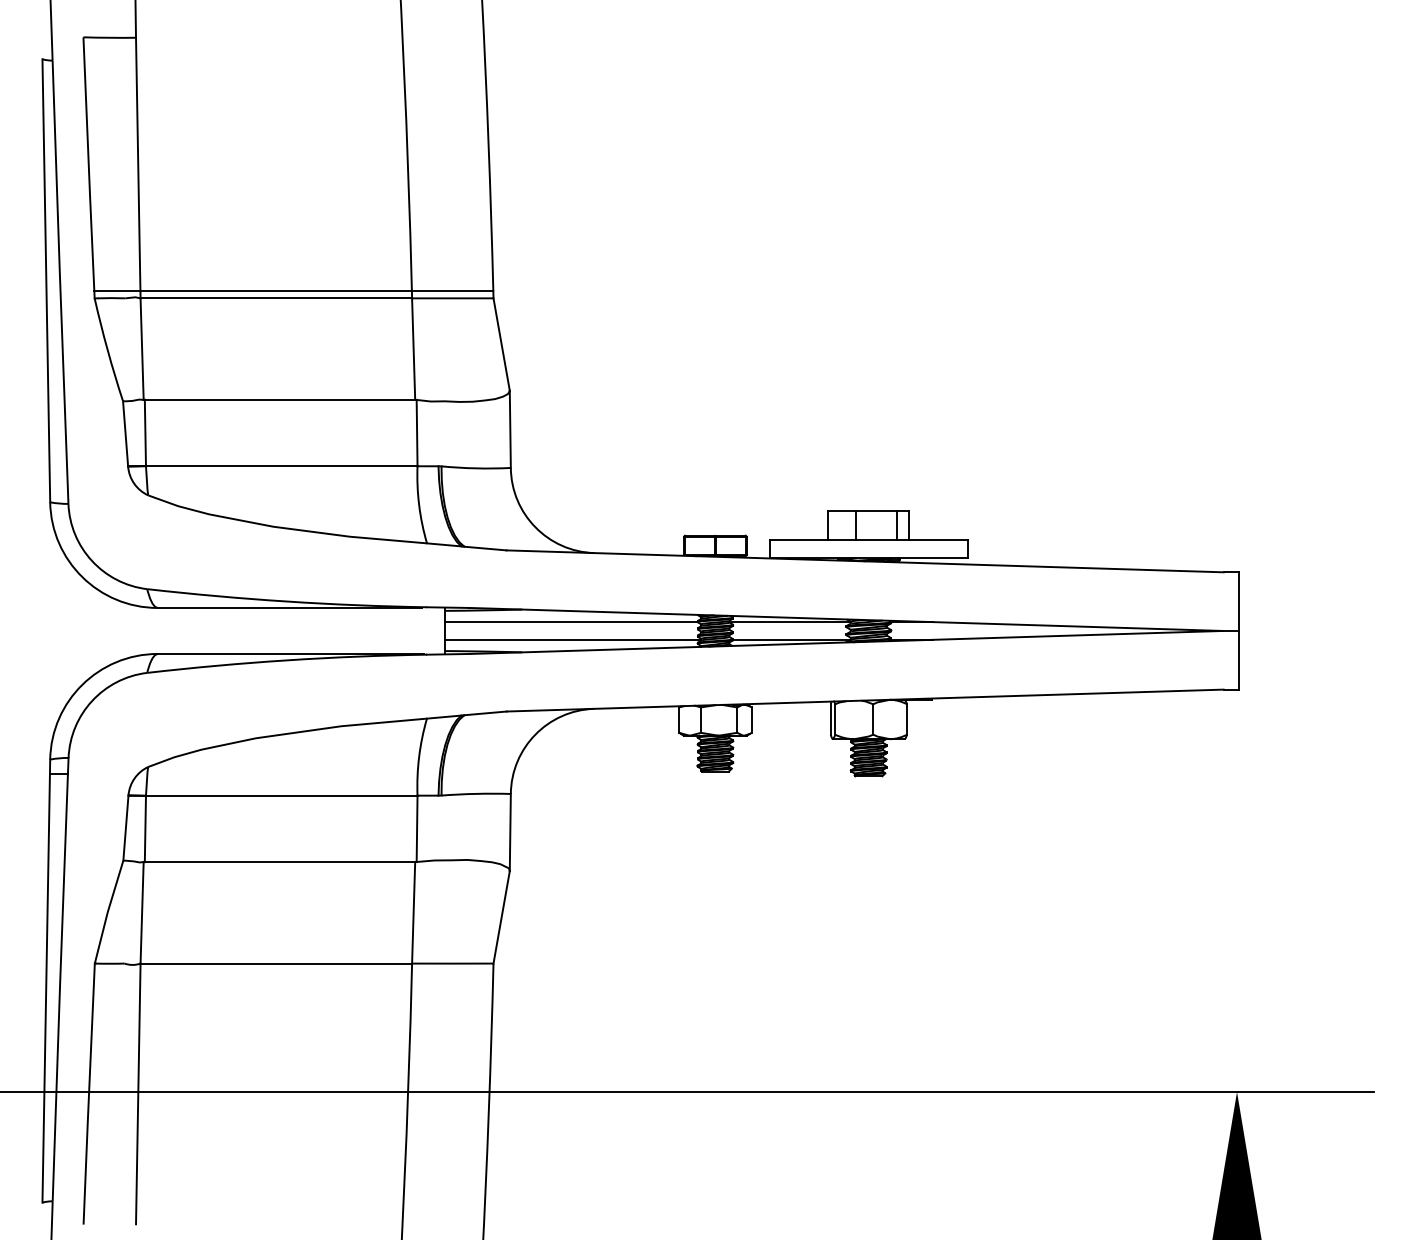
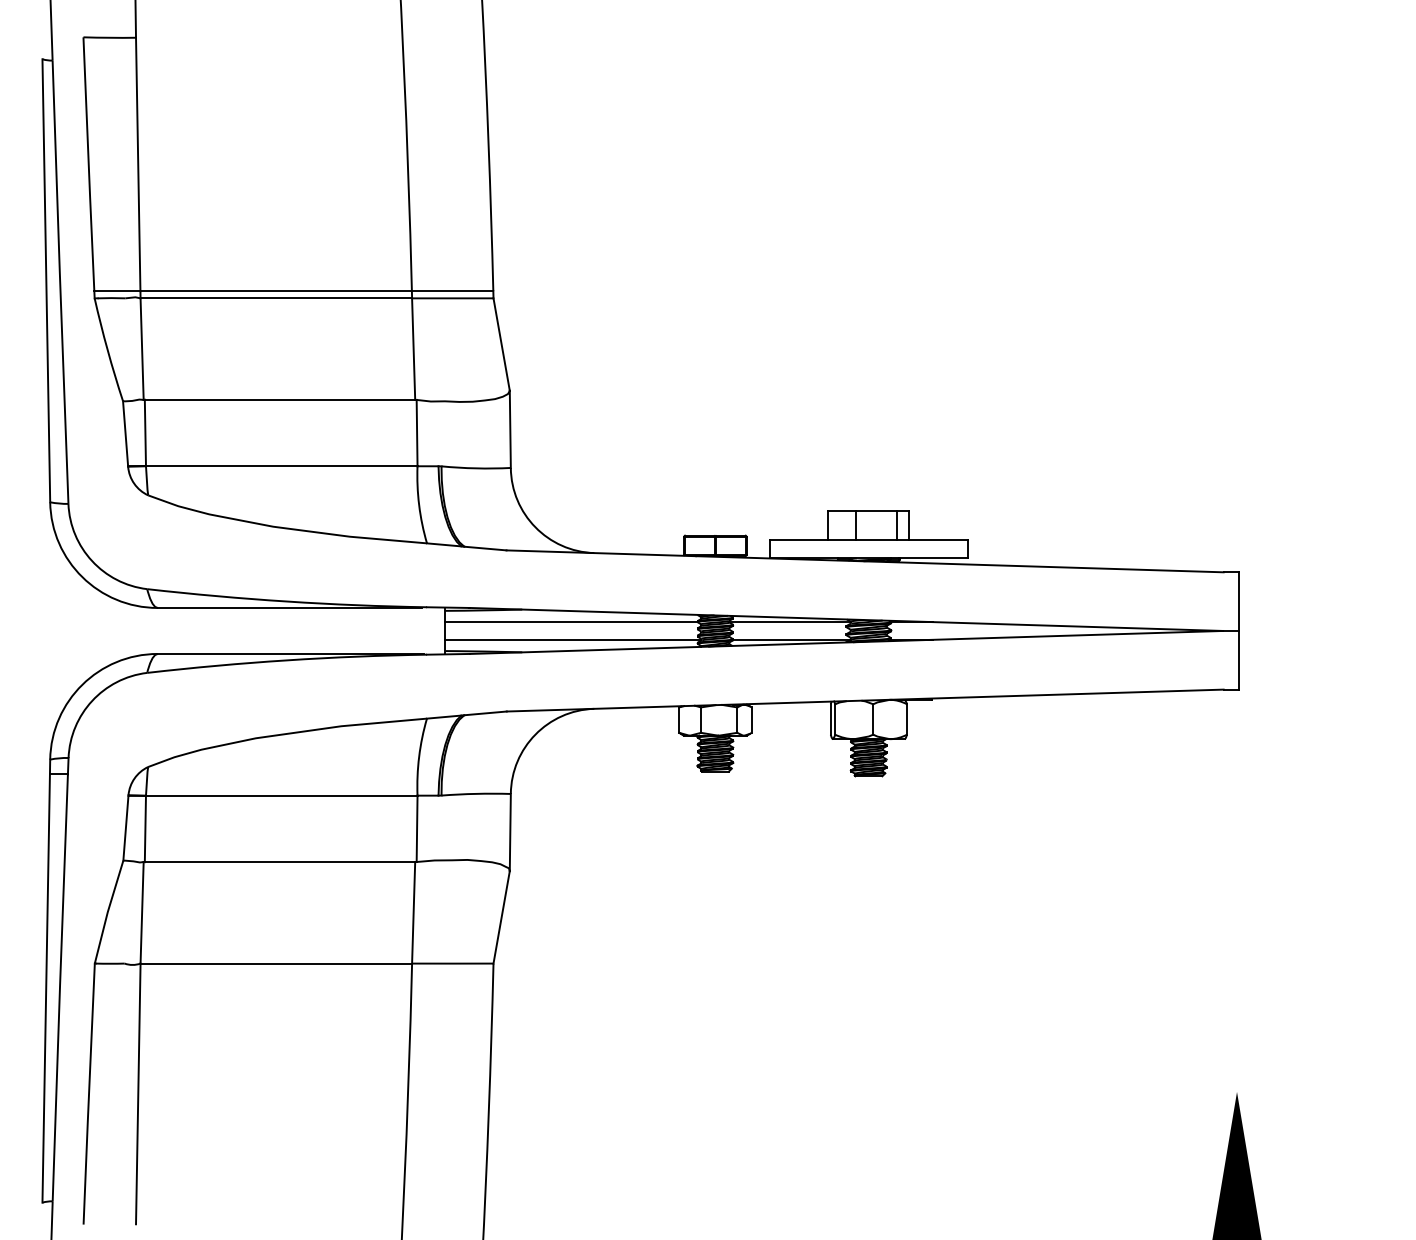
line: present -> none (687, 1091)
